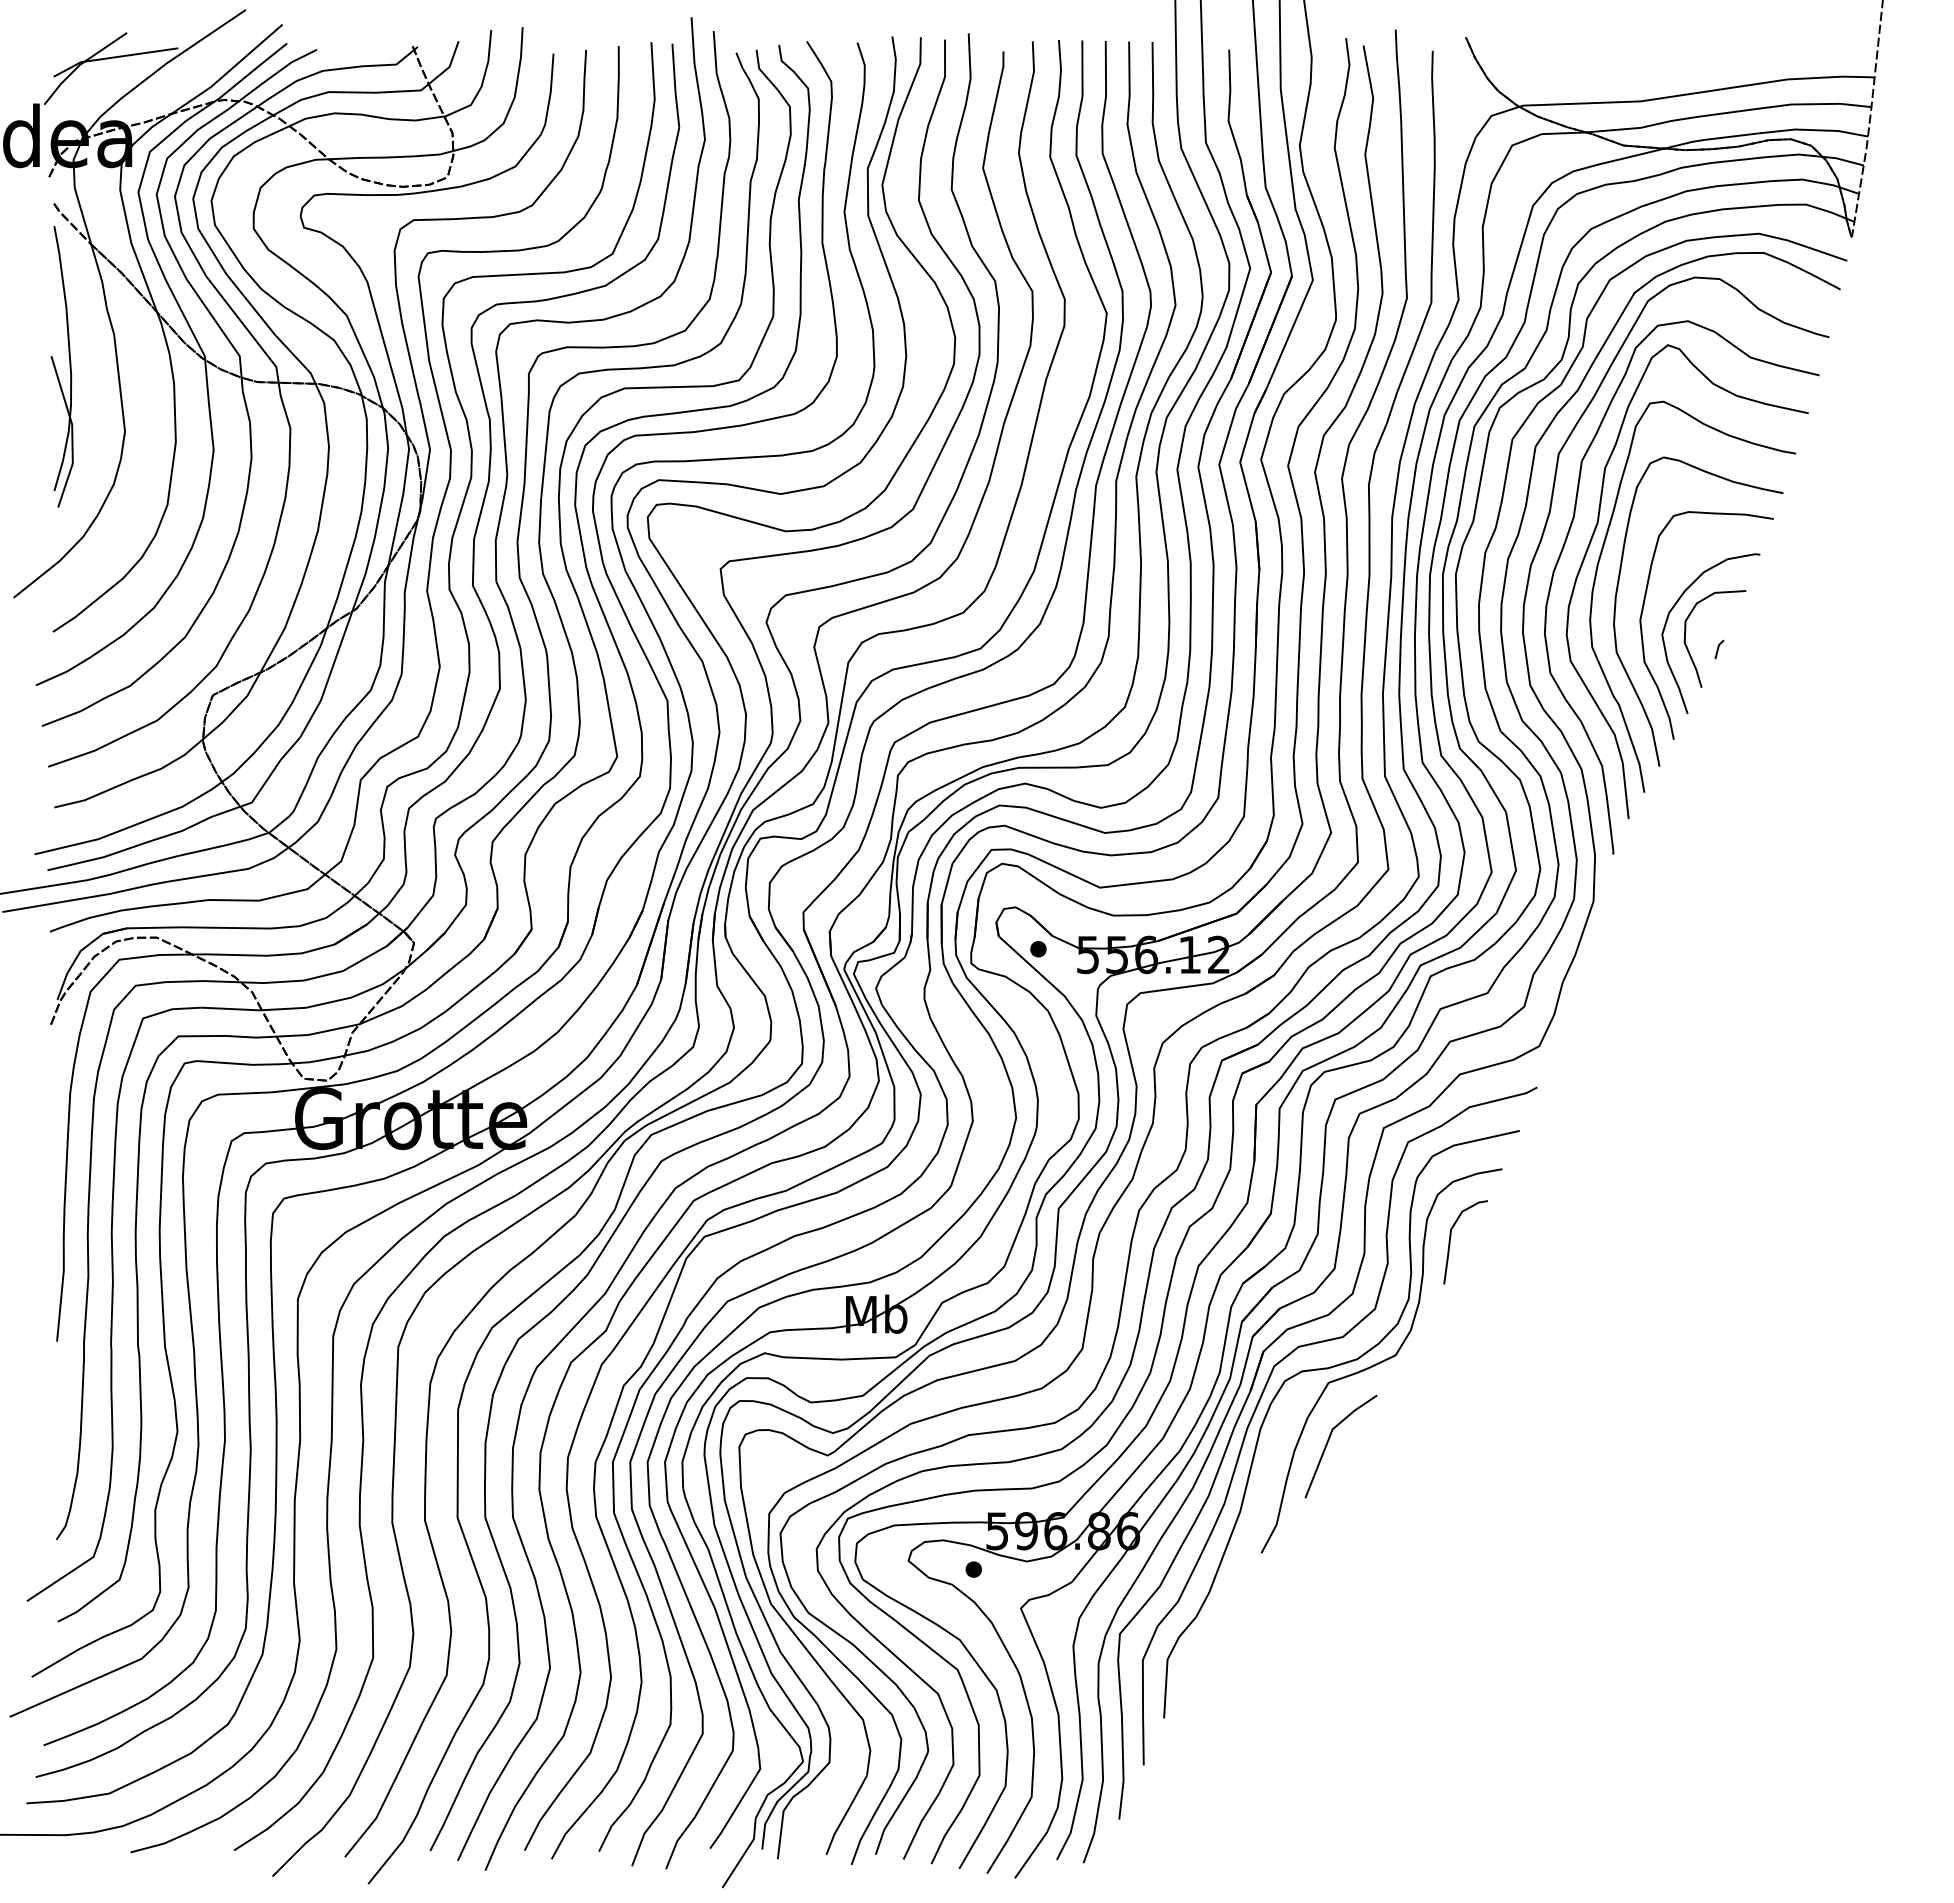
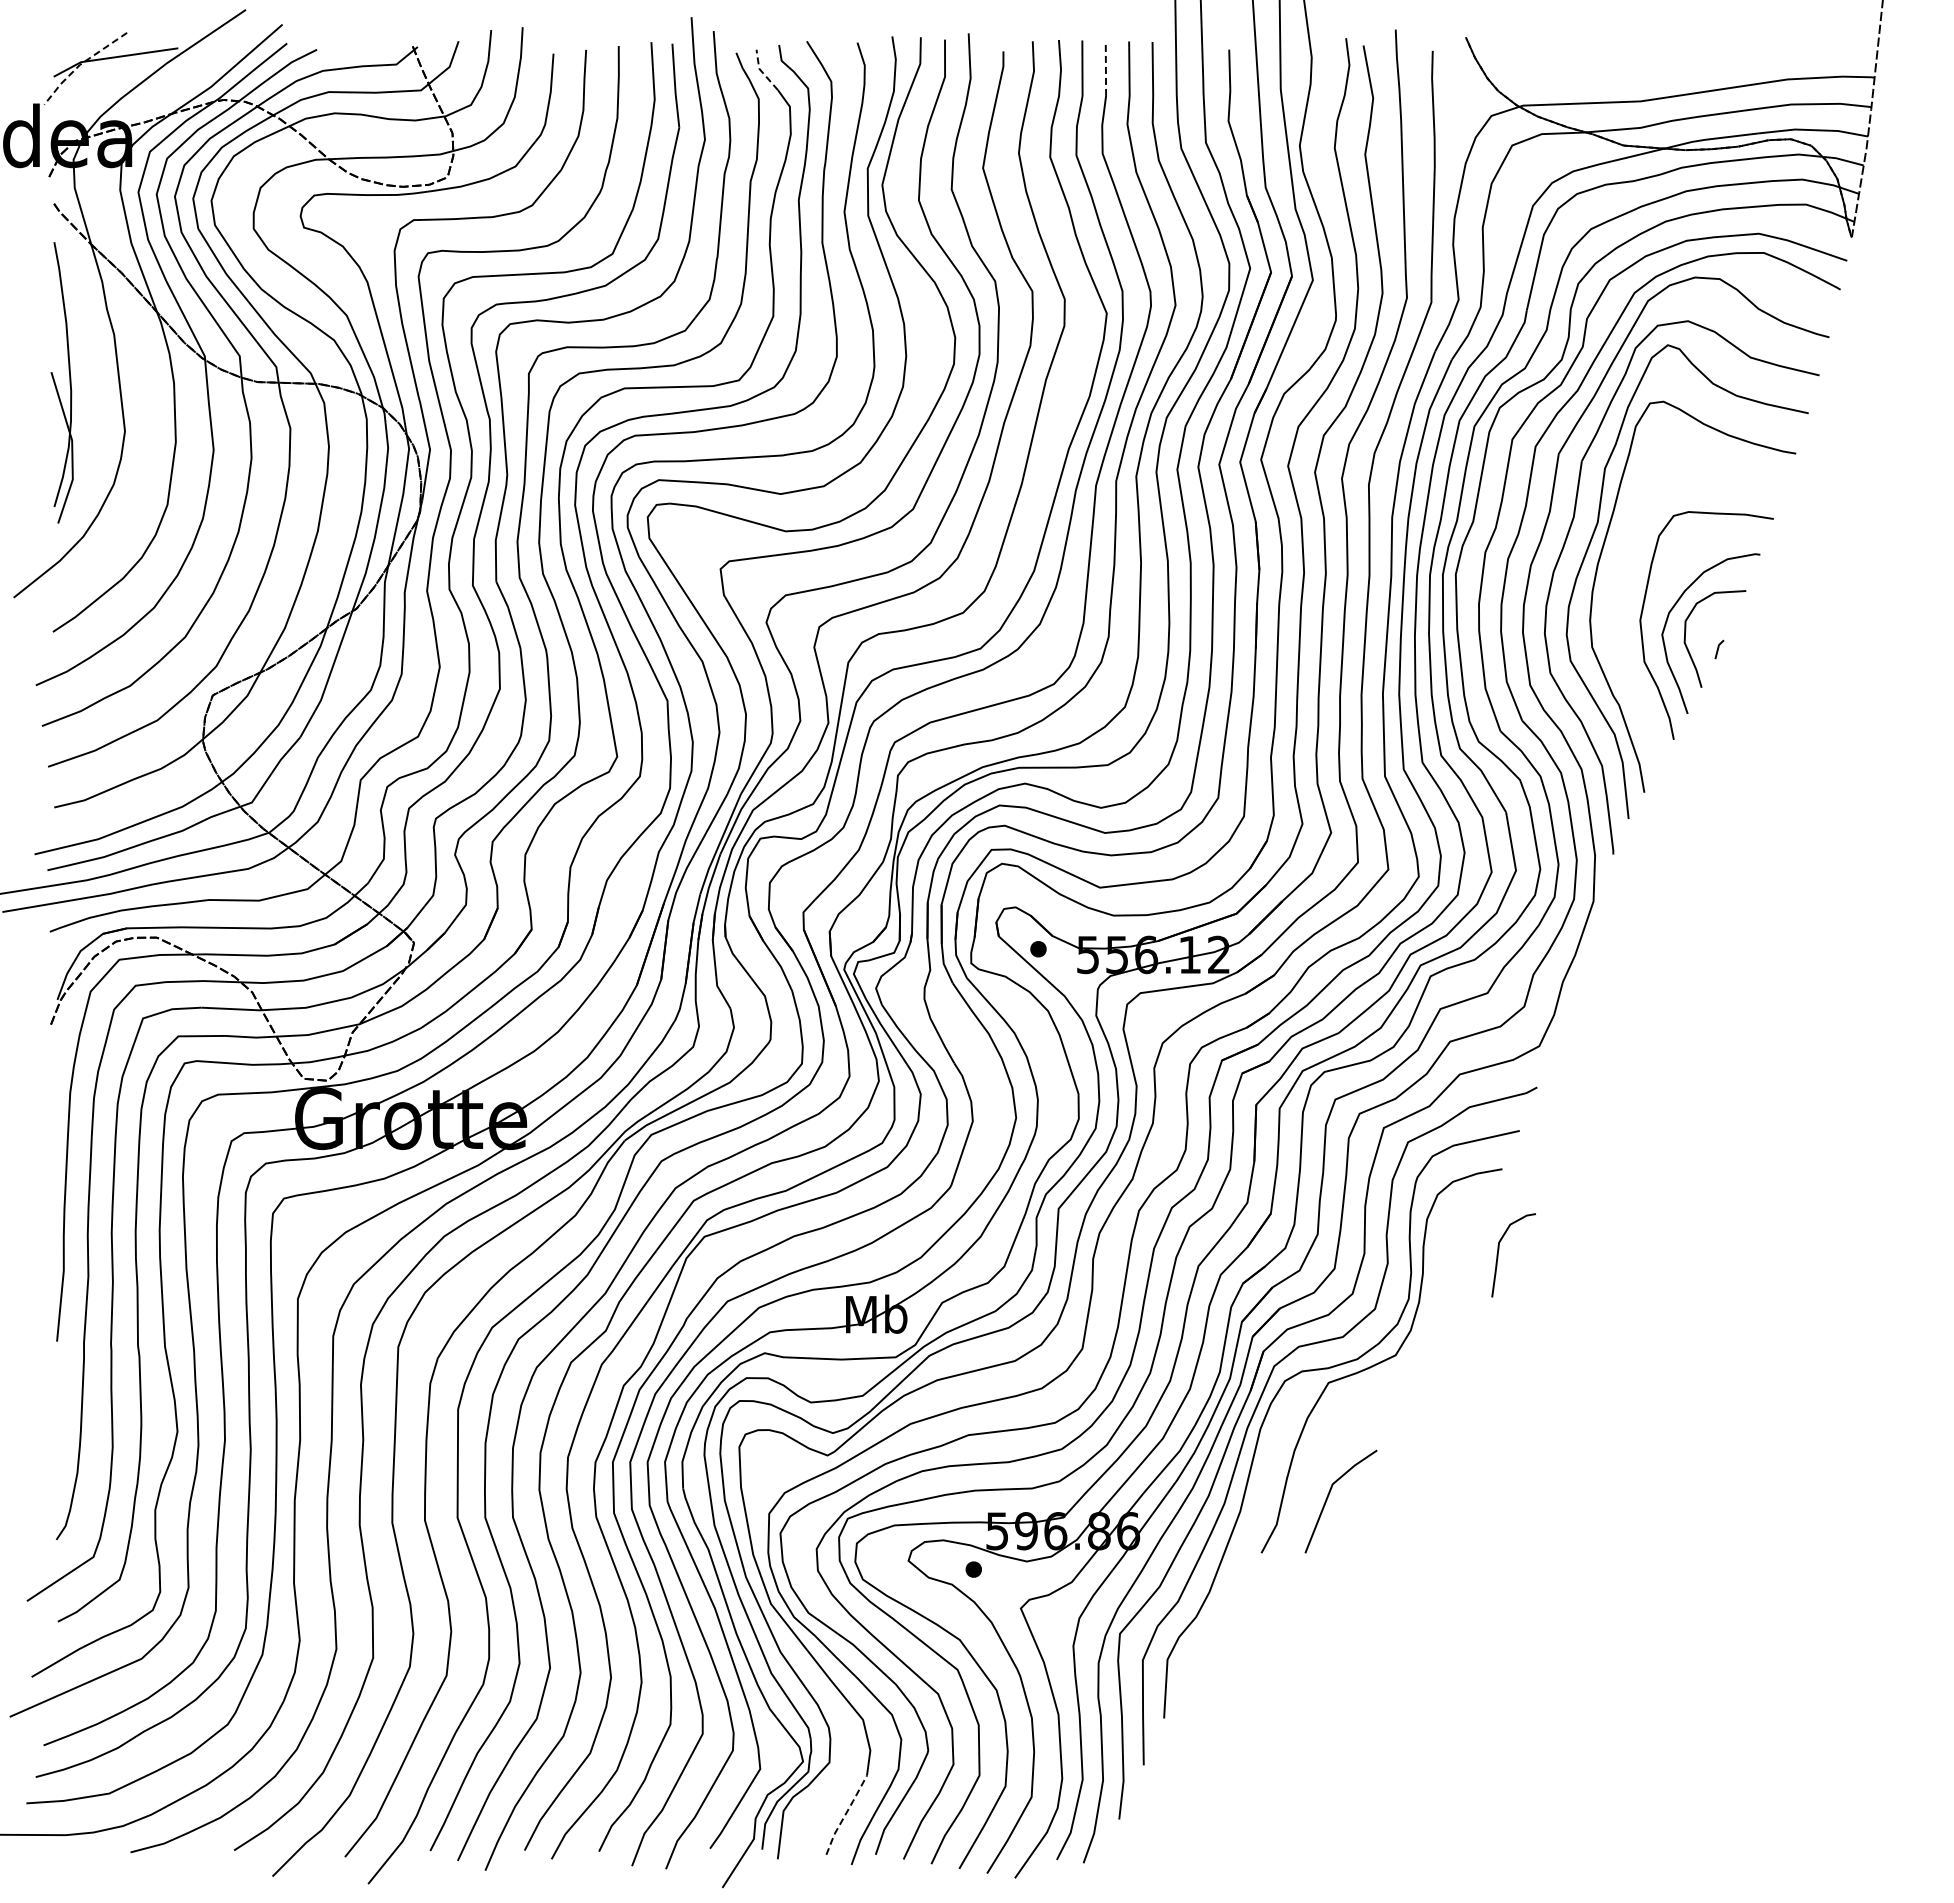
line: solid -> dashed (80, 64)
line: solid -> dashed (1105, 67)
line: solid -> dashed (761, 71)
part position: (61, 366) -> (61, 382) (61, 382)
curve: present -> none (1616, 605)
curve position: (1451, 1237) -> (1499, 1250) (1499, 1250)
line position: (1329, 1440) -> (1329, 1495) (1329, 1495)
line: solid -> dashed (845, 1813)
